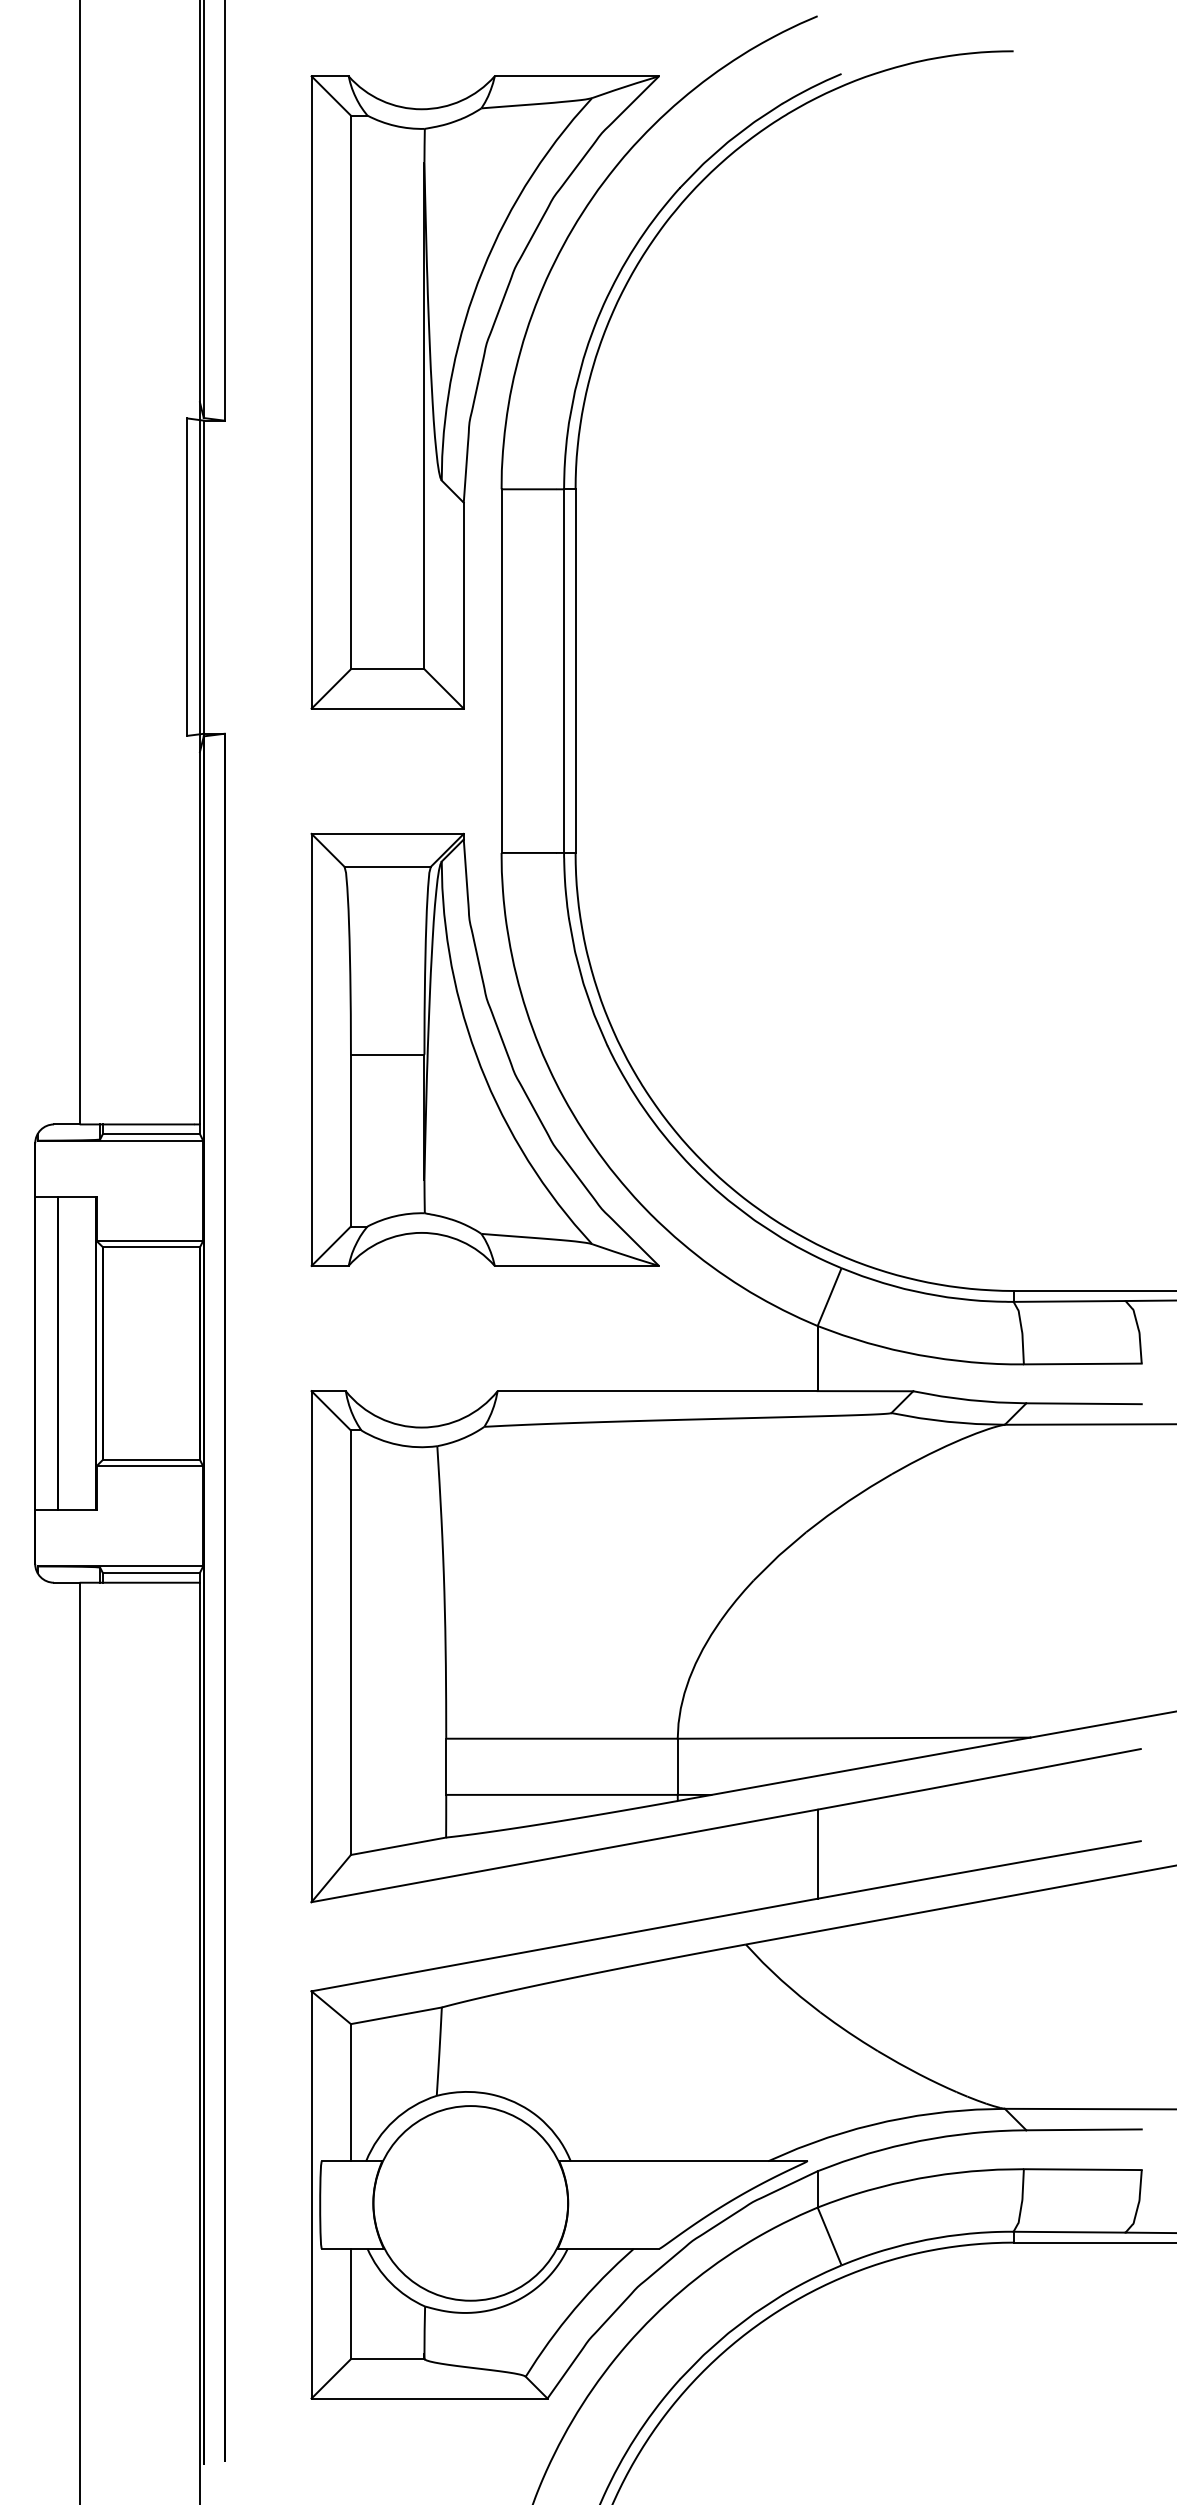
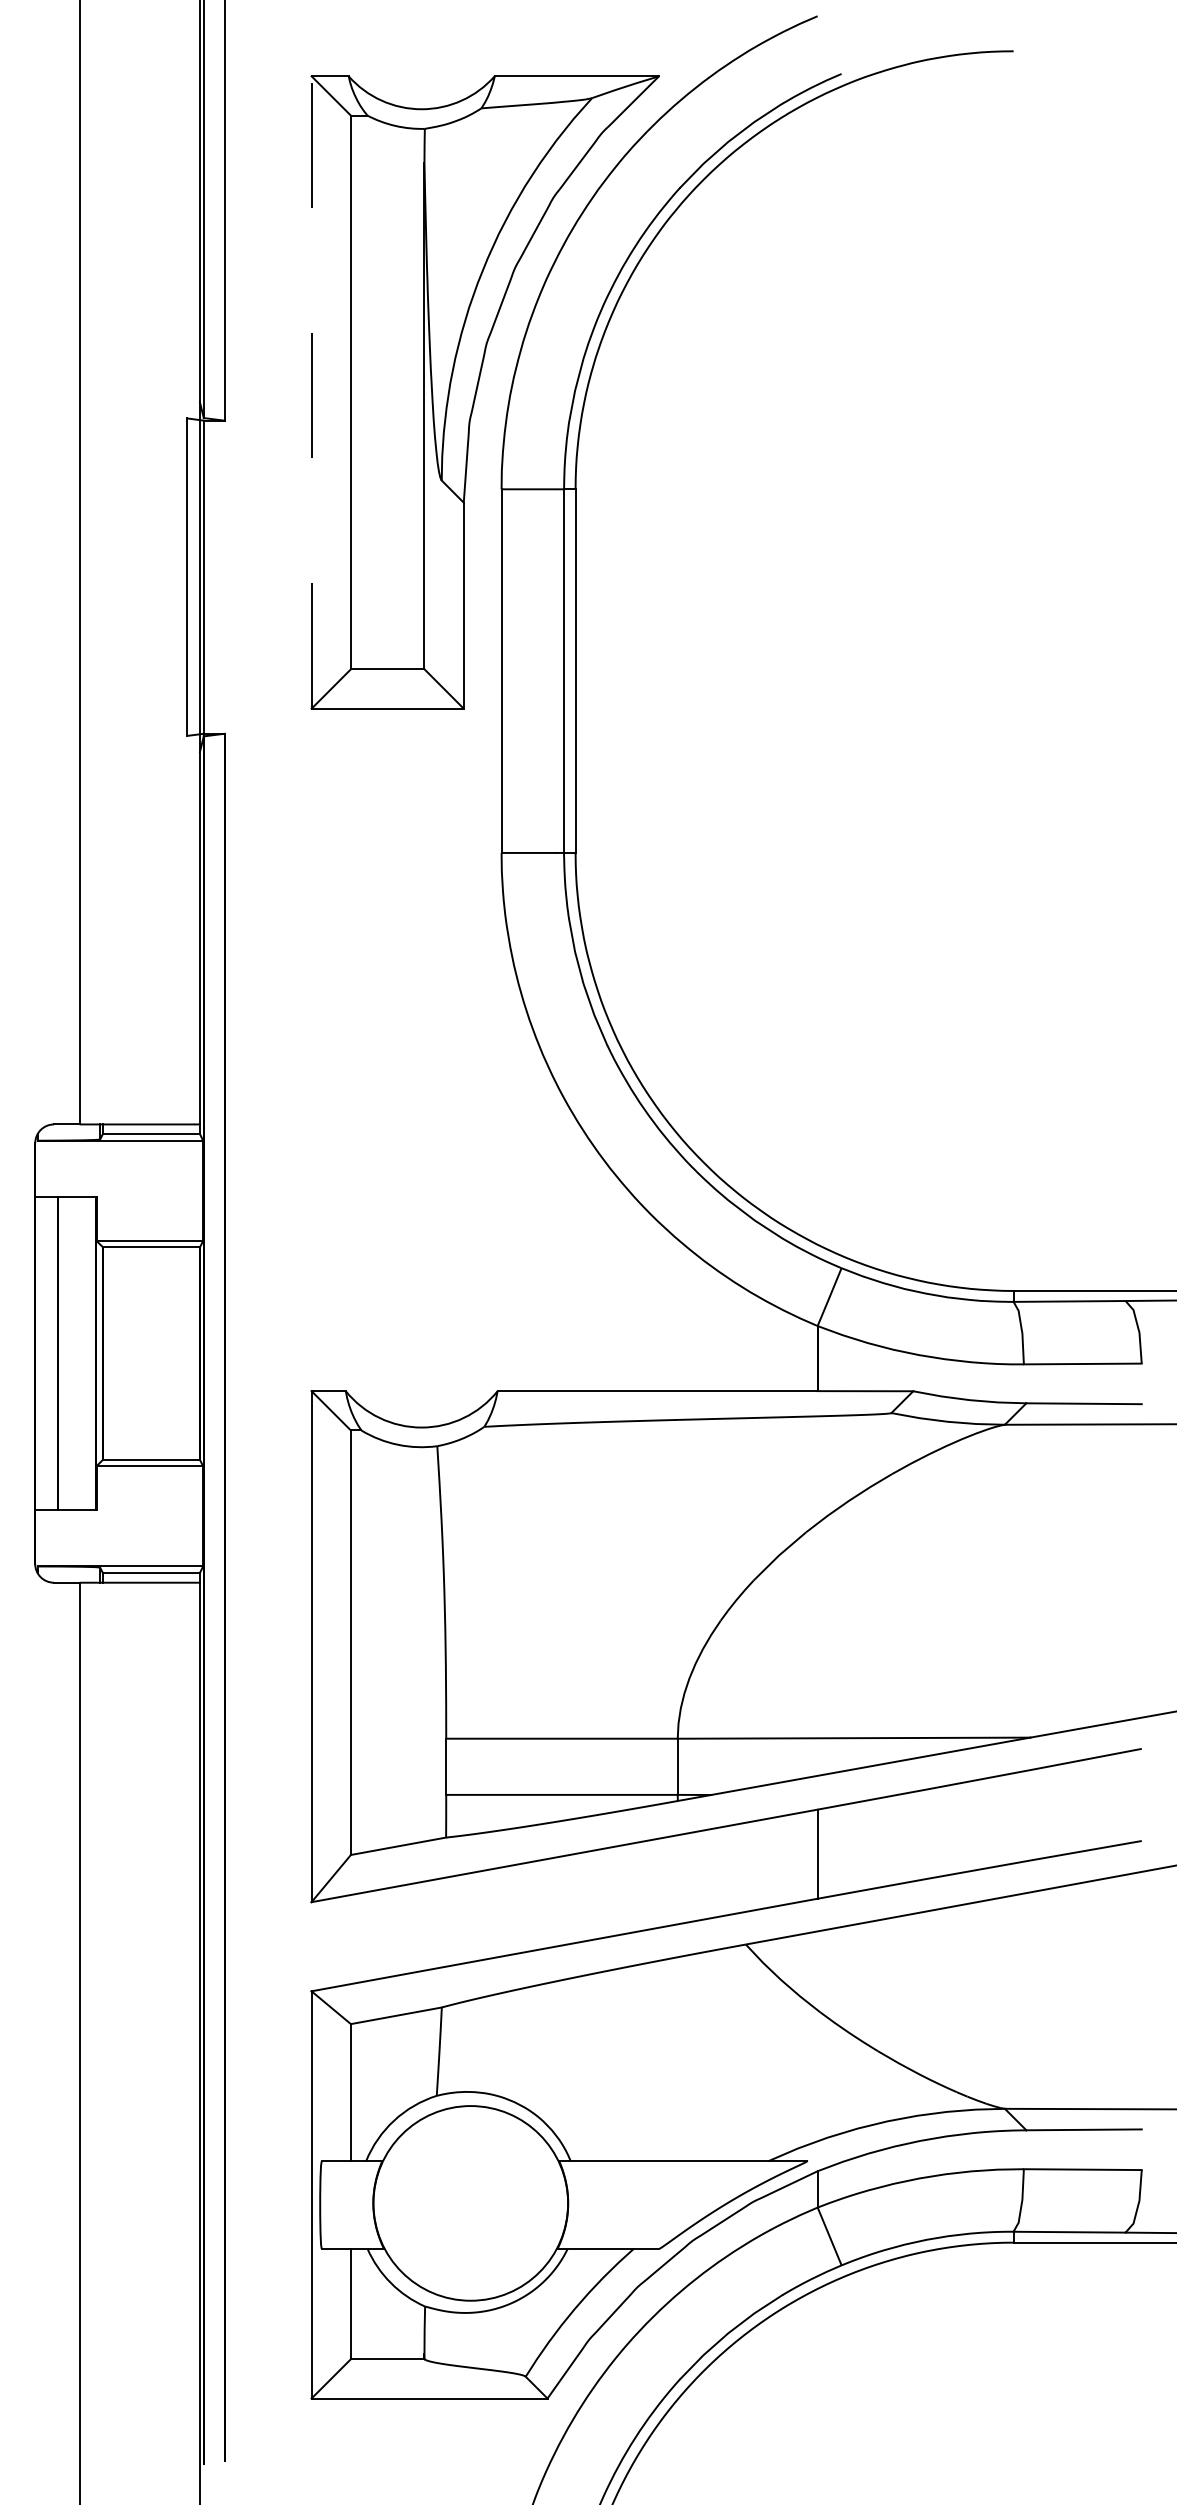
line: solid -> dashed (311, 392)
part: present -> none (484, 1049)
